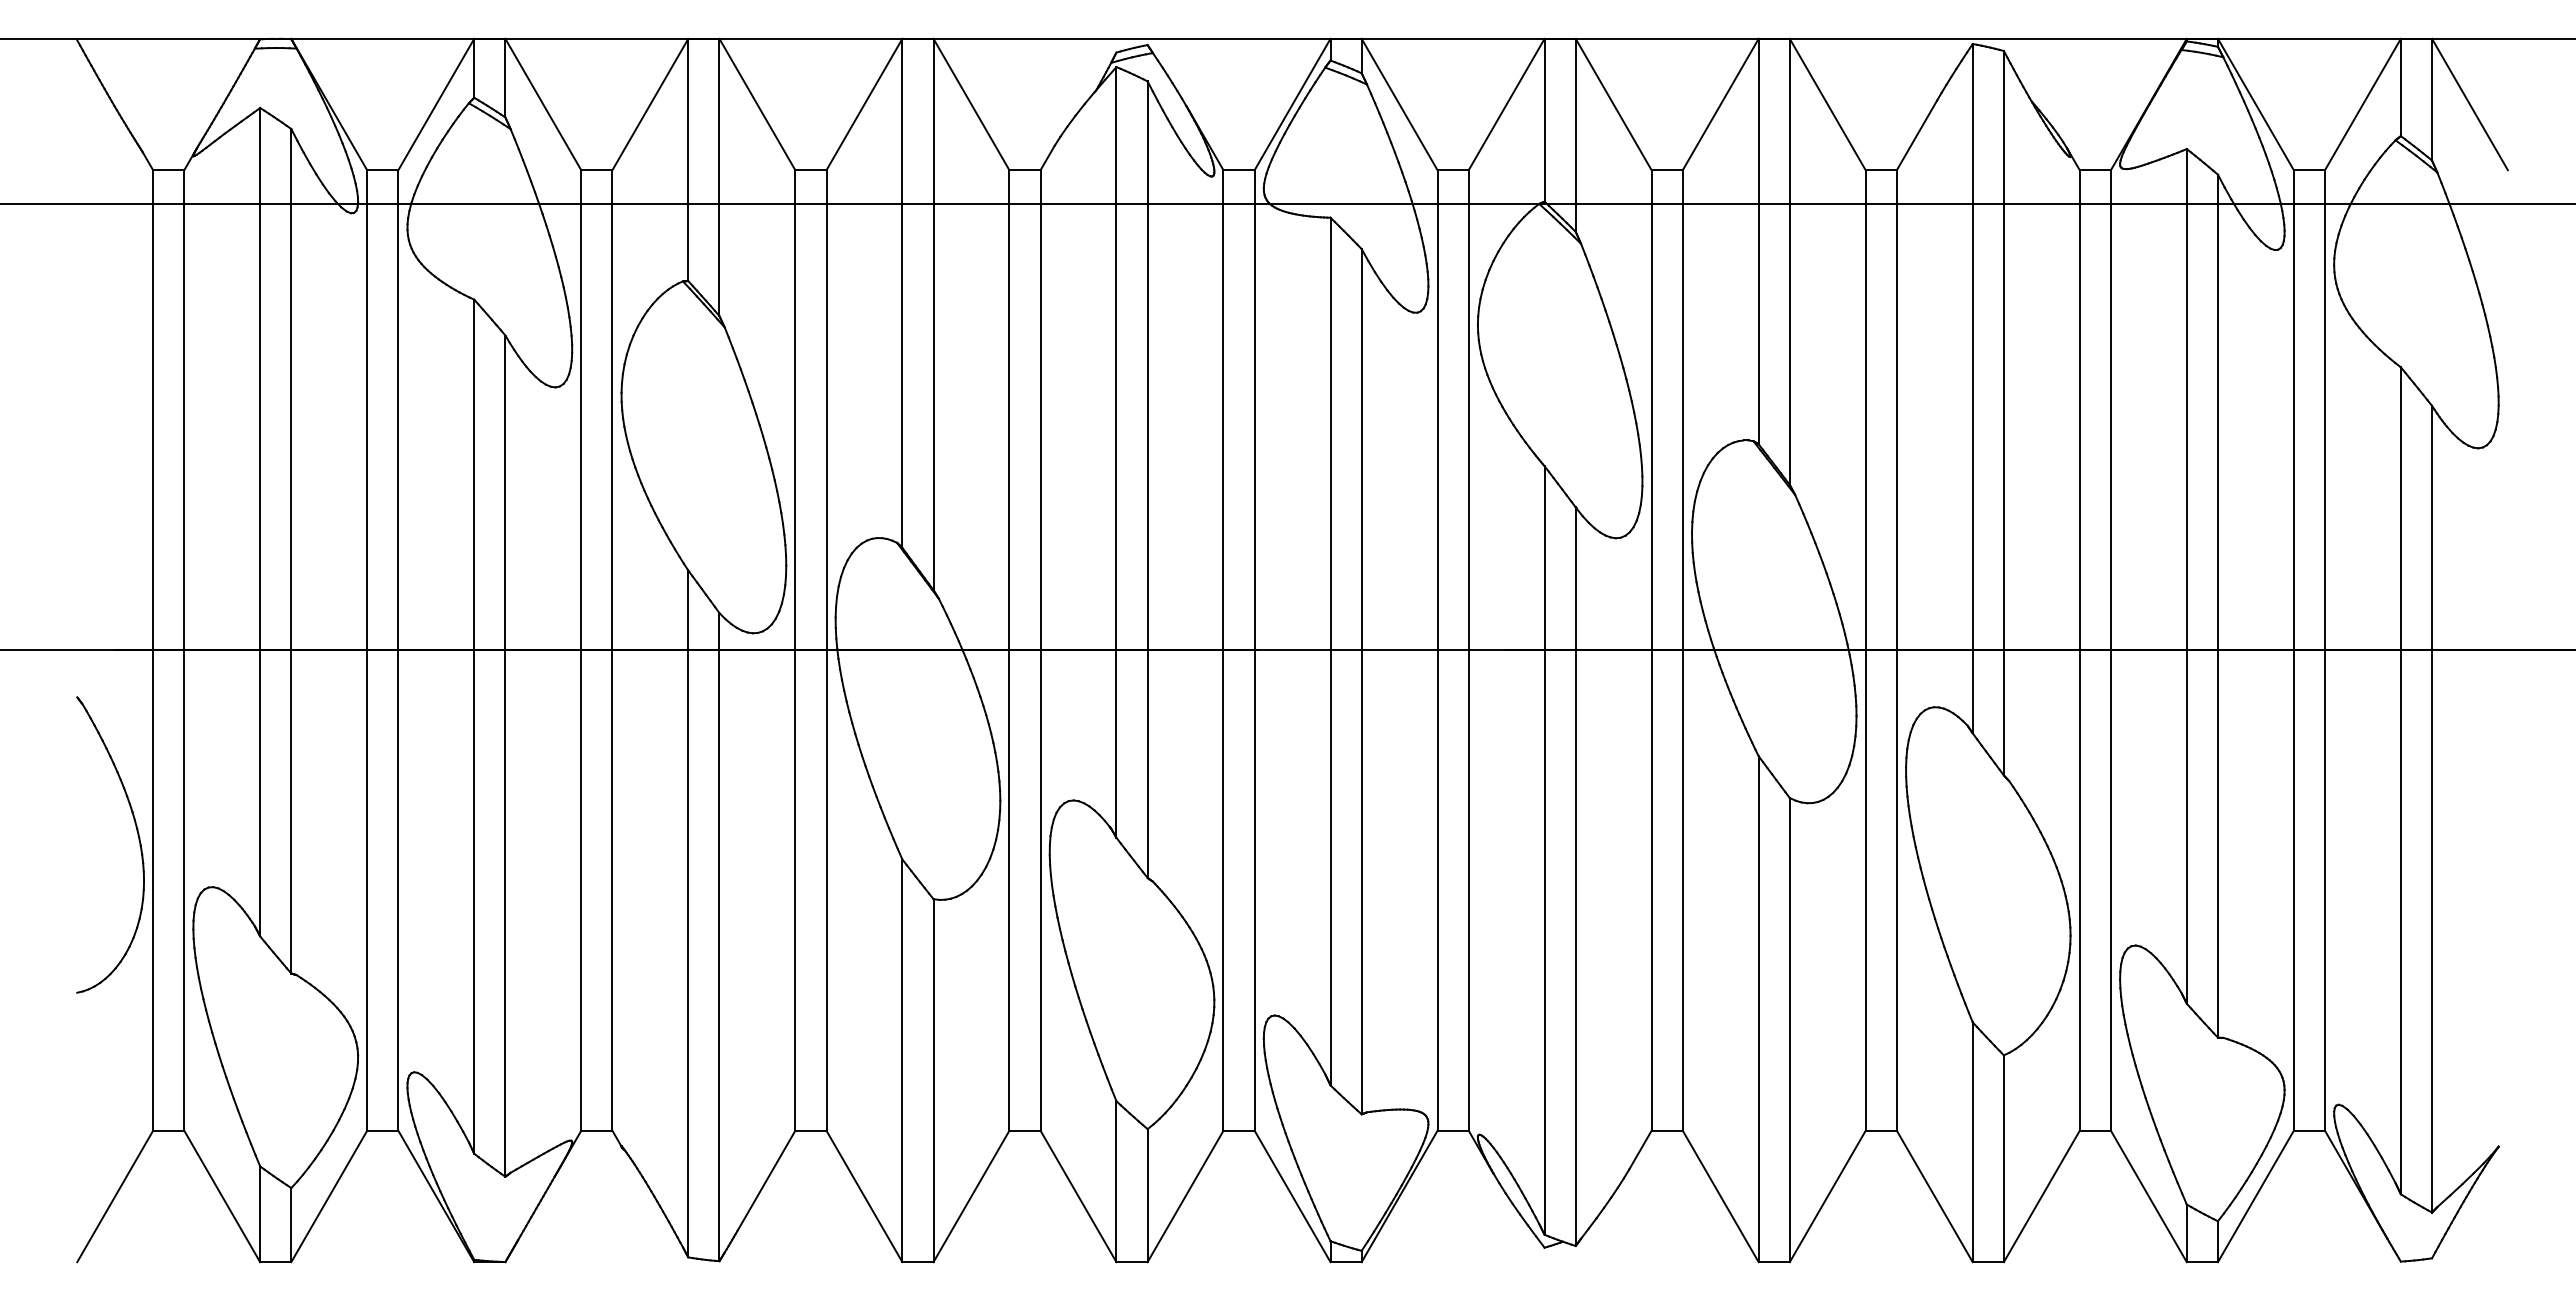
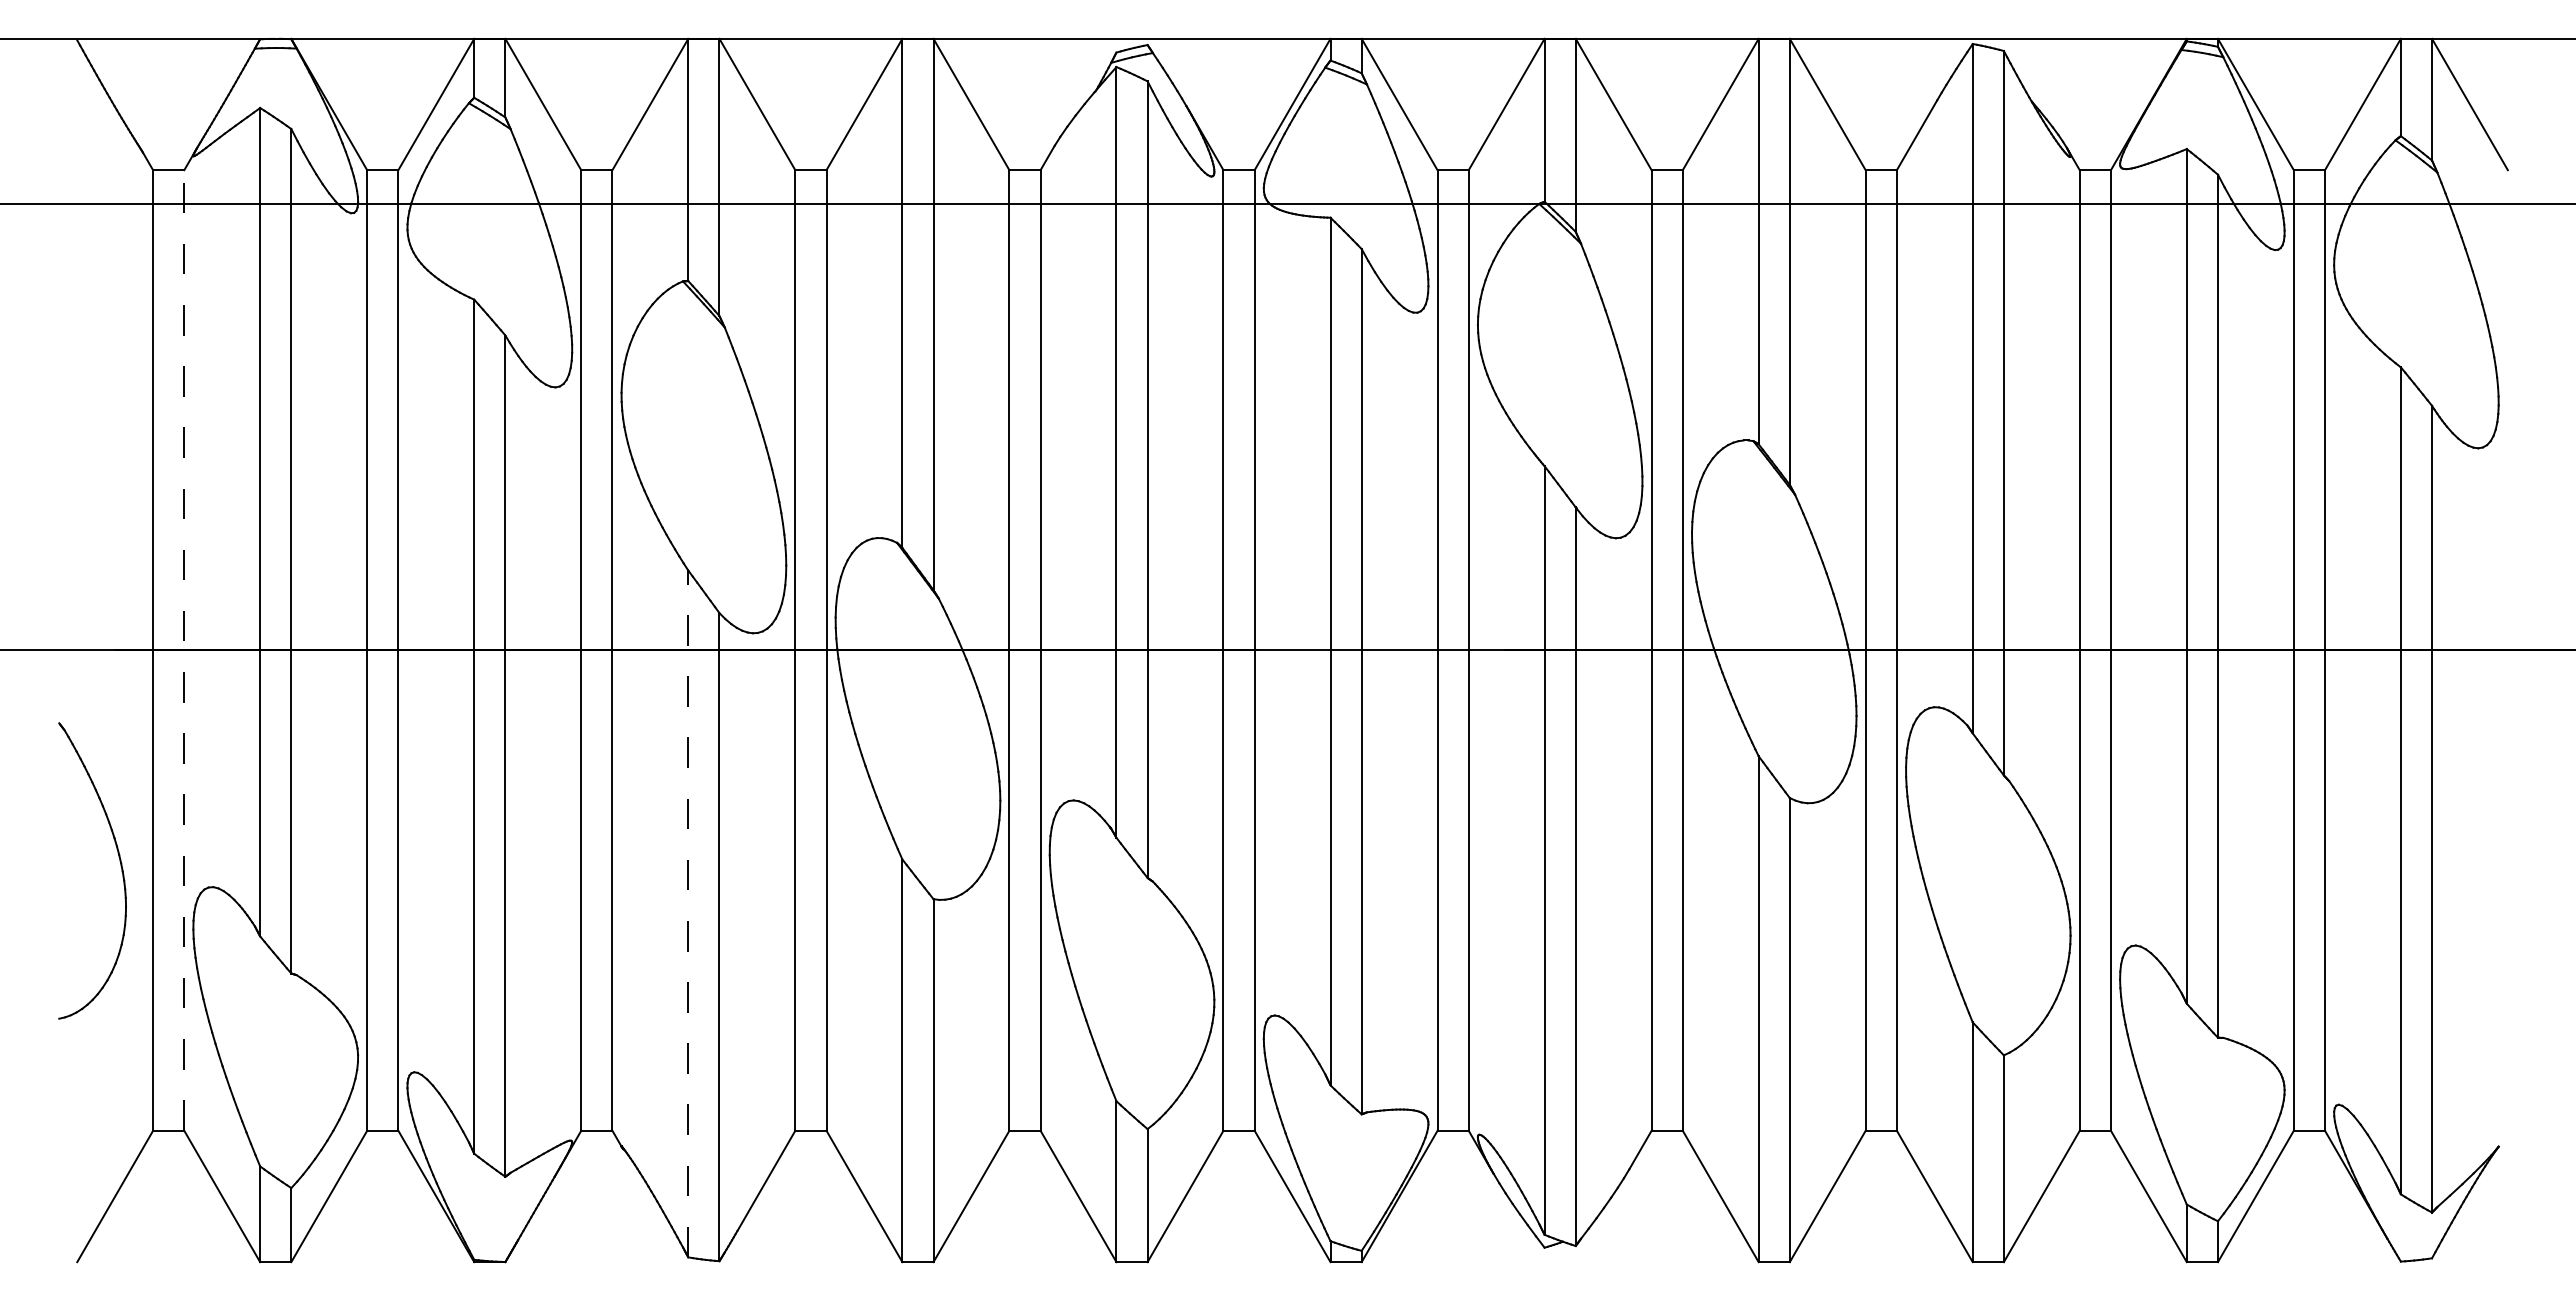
line: solid -> dashed (184, 650)
part position: (138, 840) -> (120, 866) (120, 866)
line: solid -> dashed (688, 913)
